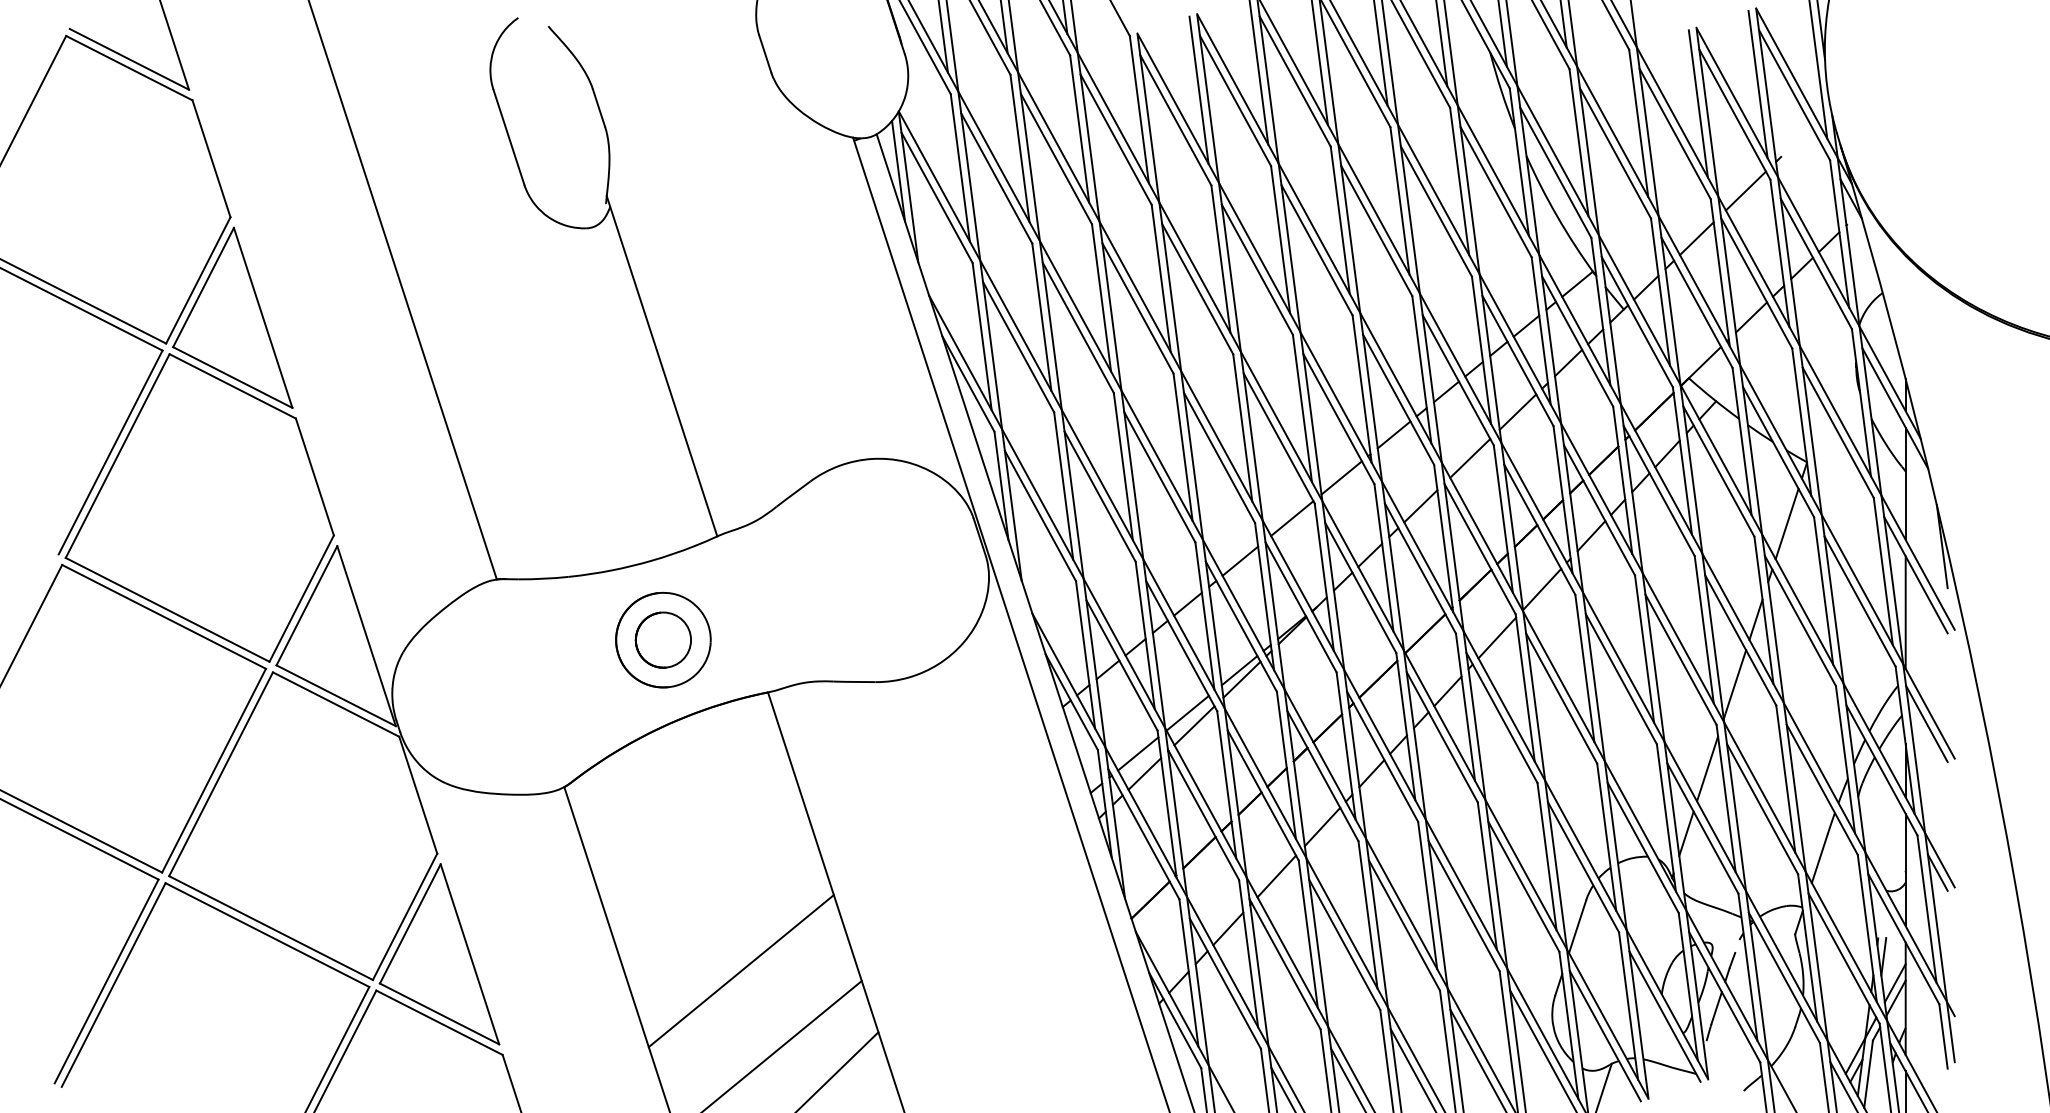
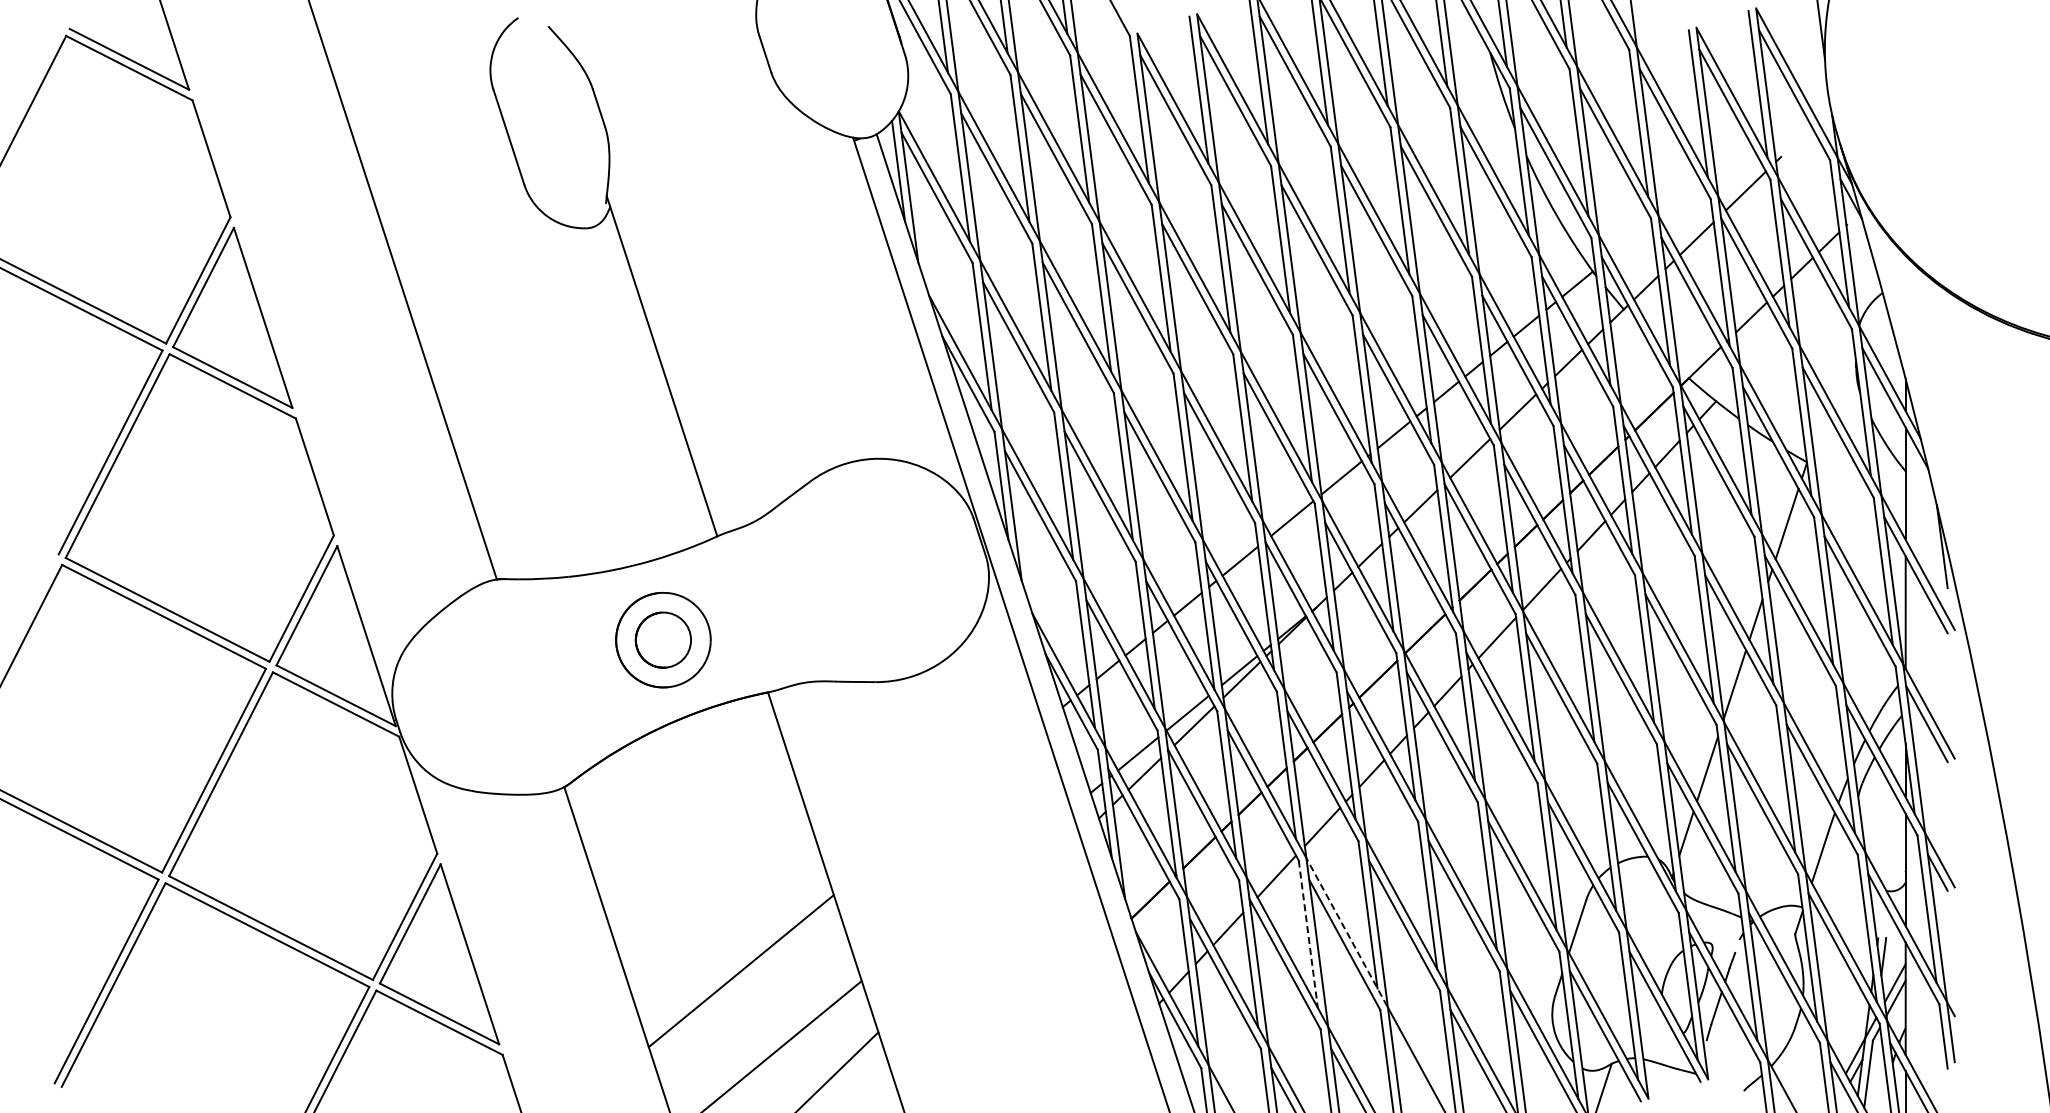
line: present -> none (1818, 70)
line: solid -> dashed (1346, 931)
line: solid -> dashed (1308, 934)
line: present -> none (1412, 1069)
